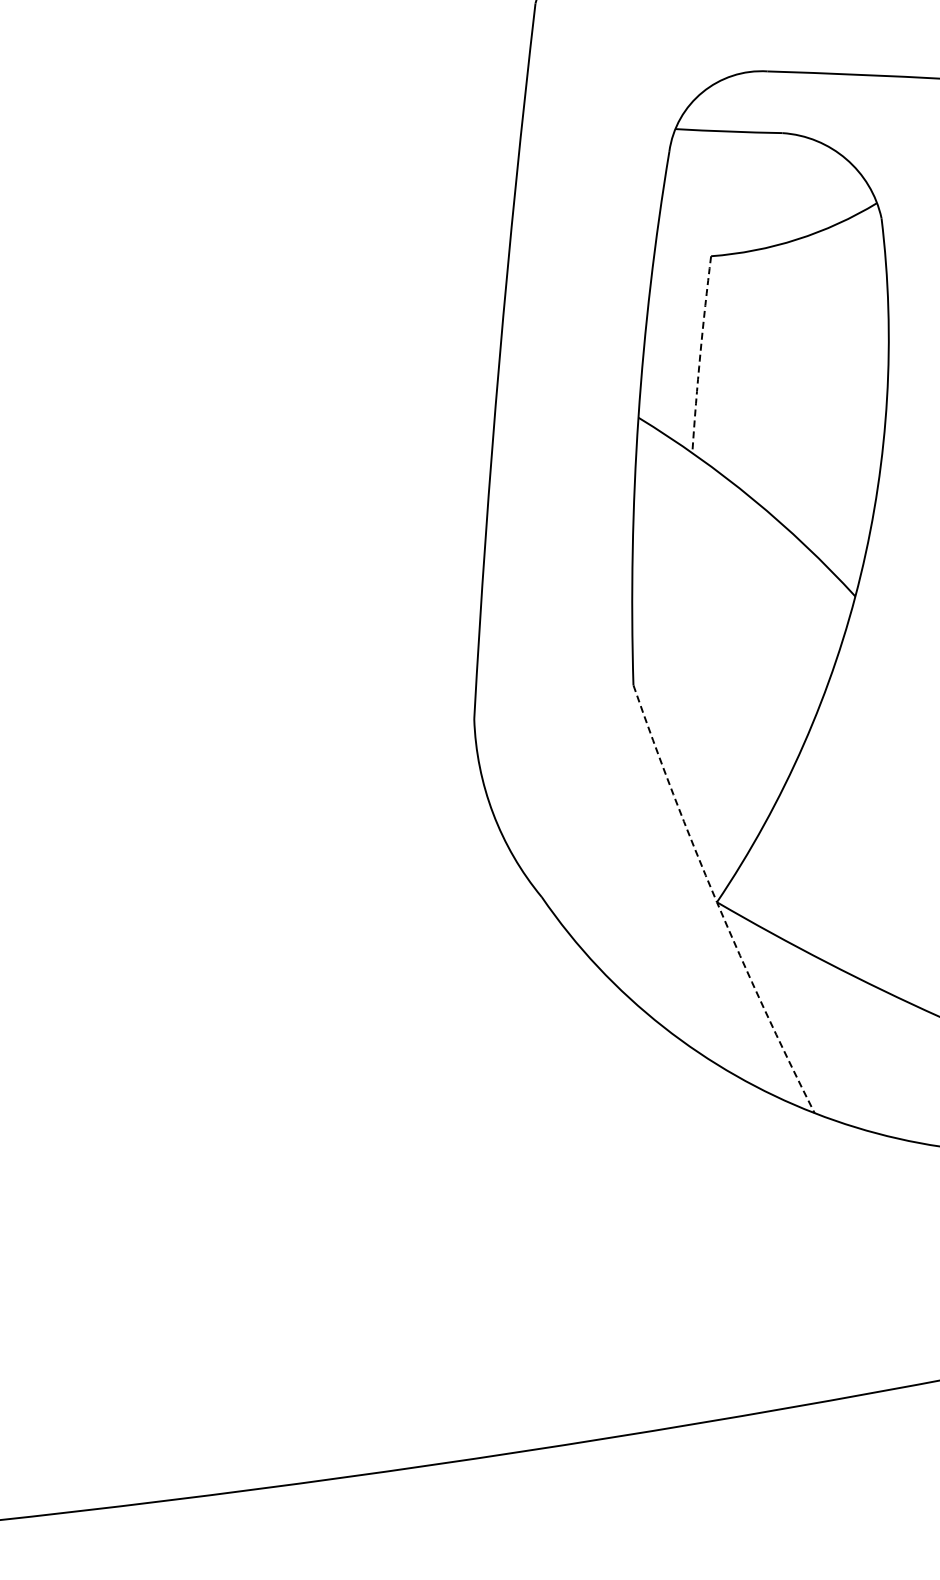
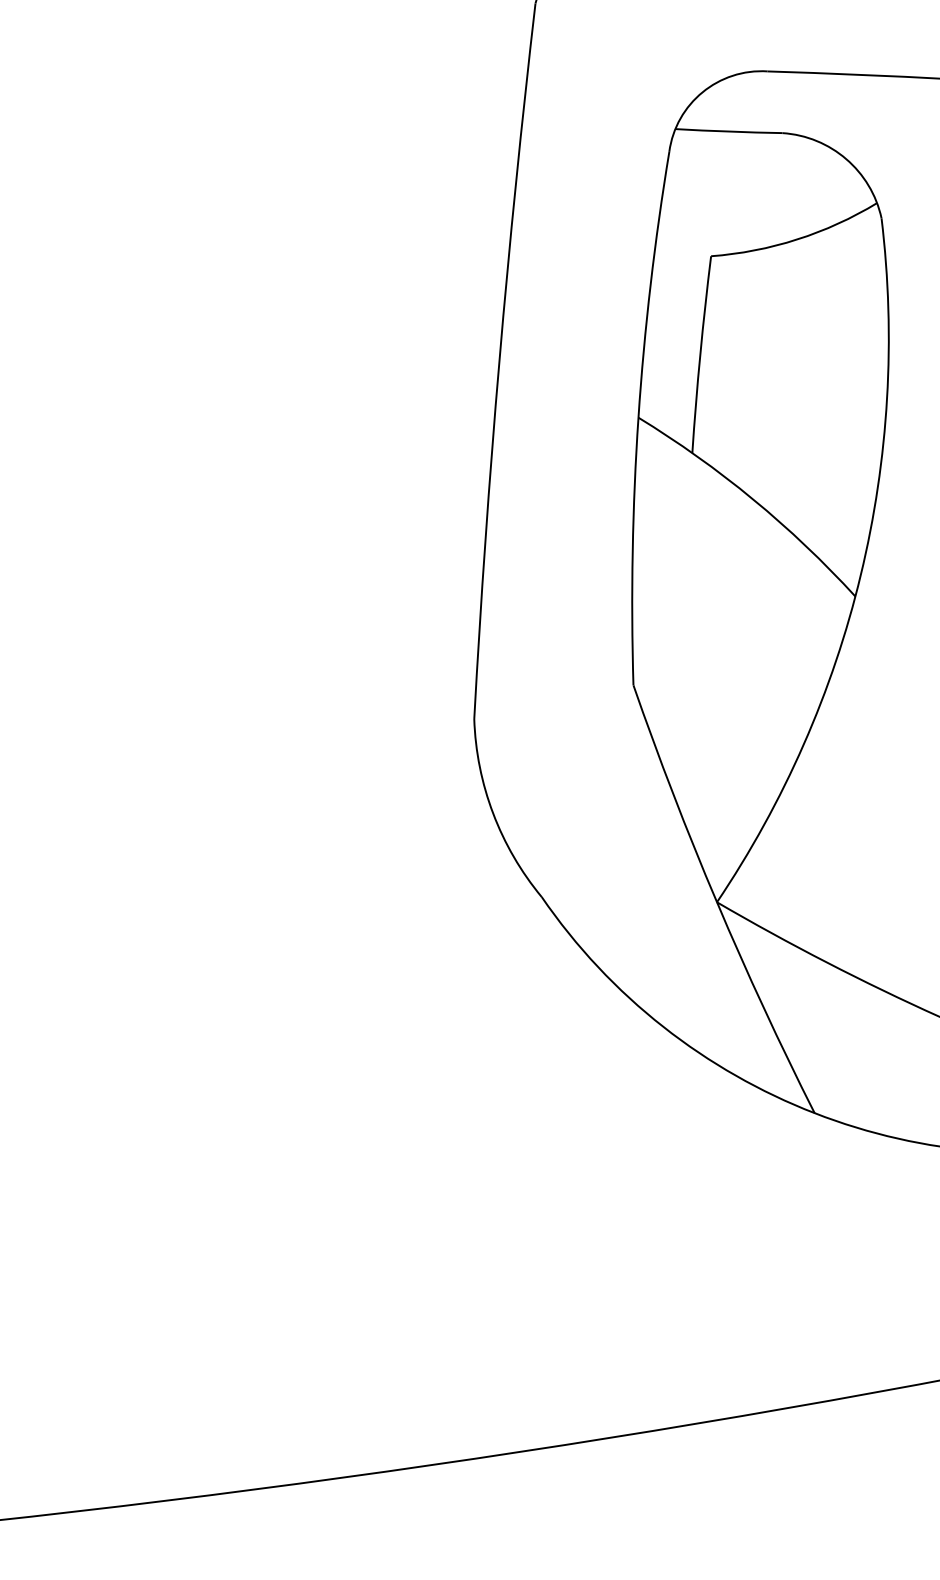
arc: dashed -> solid (700, 354)
arc: dashed -> solid (716, 902)
